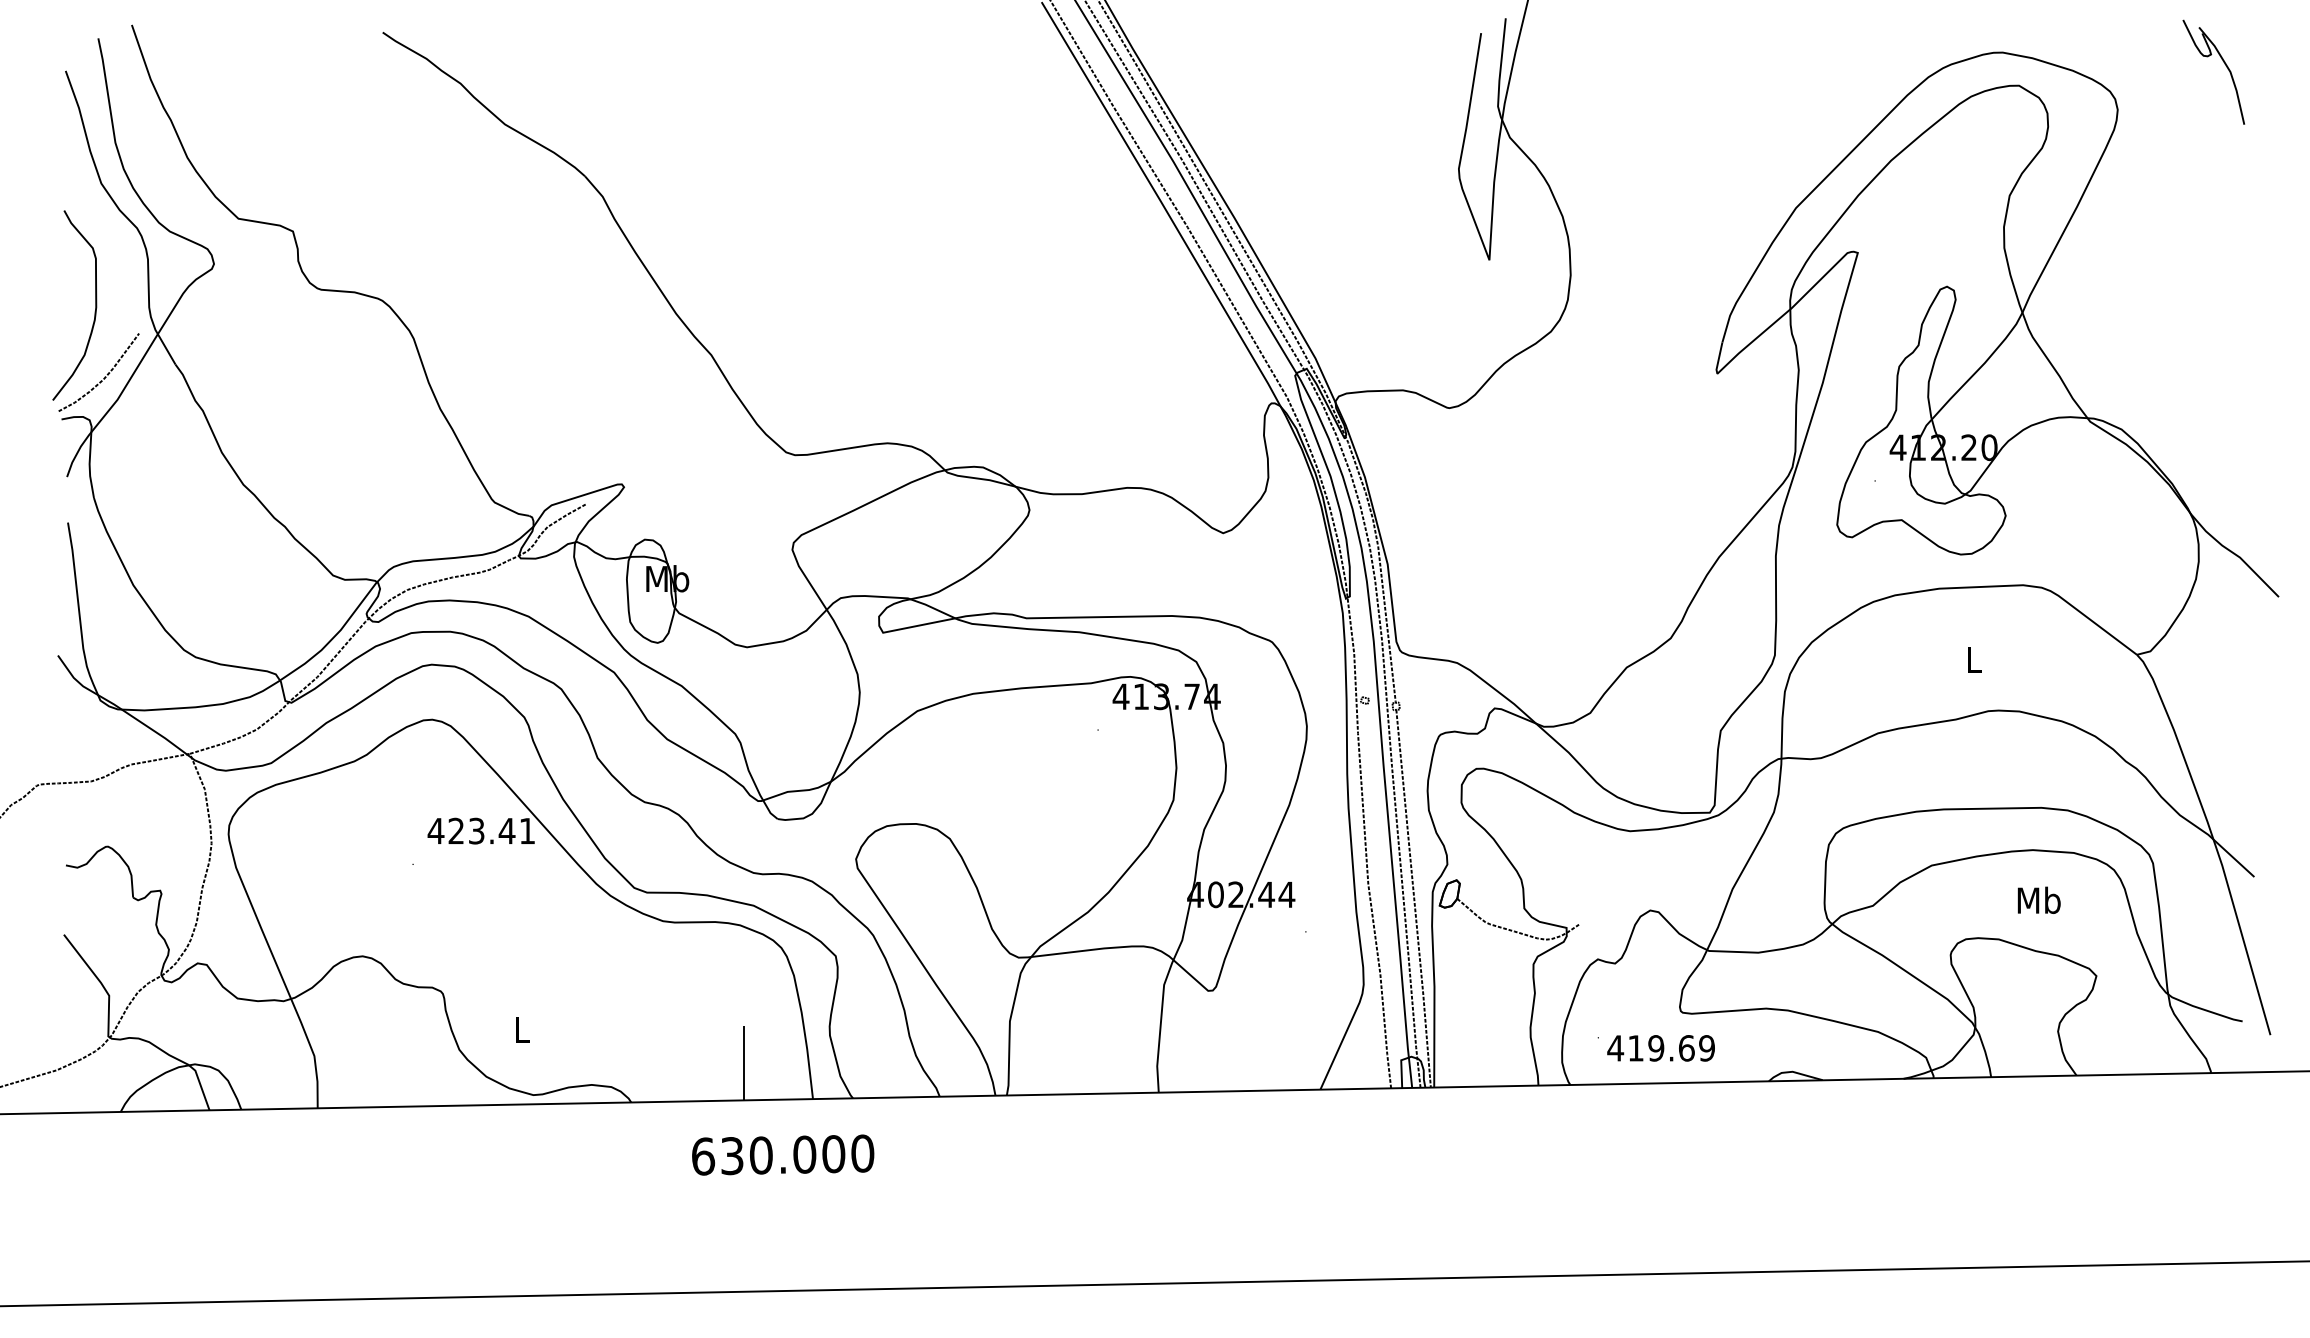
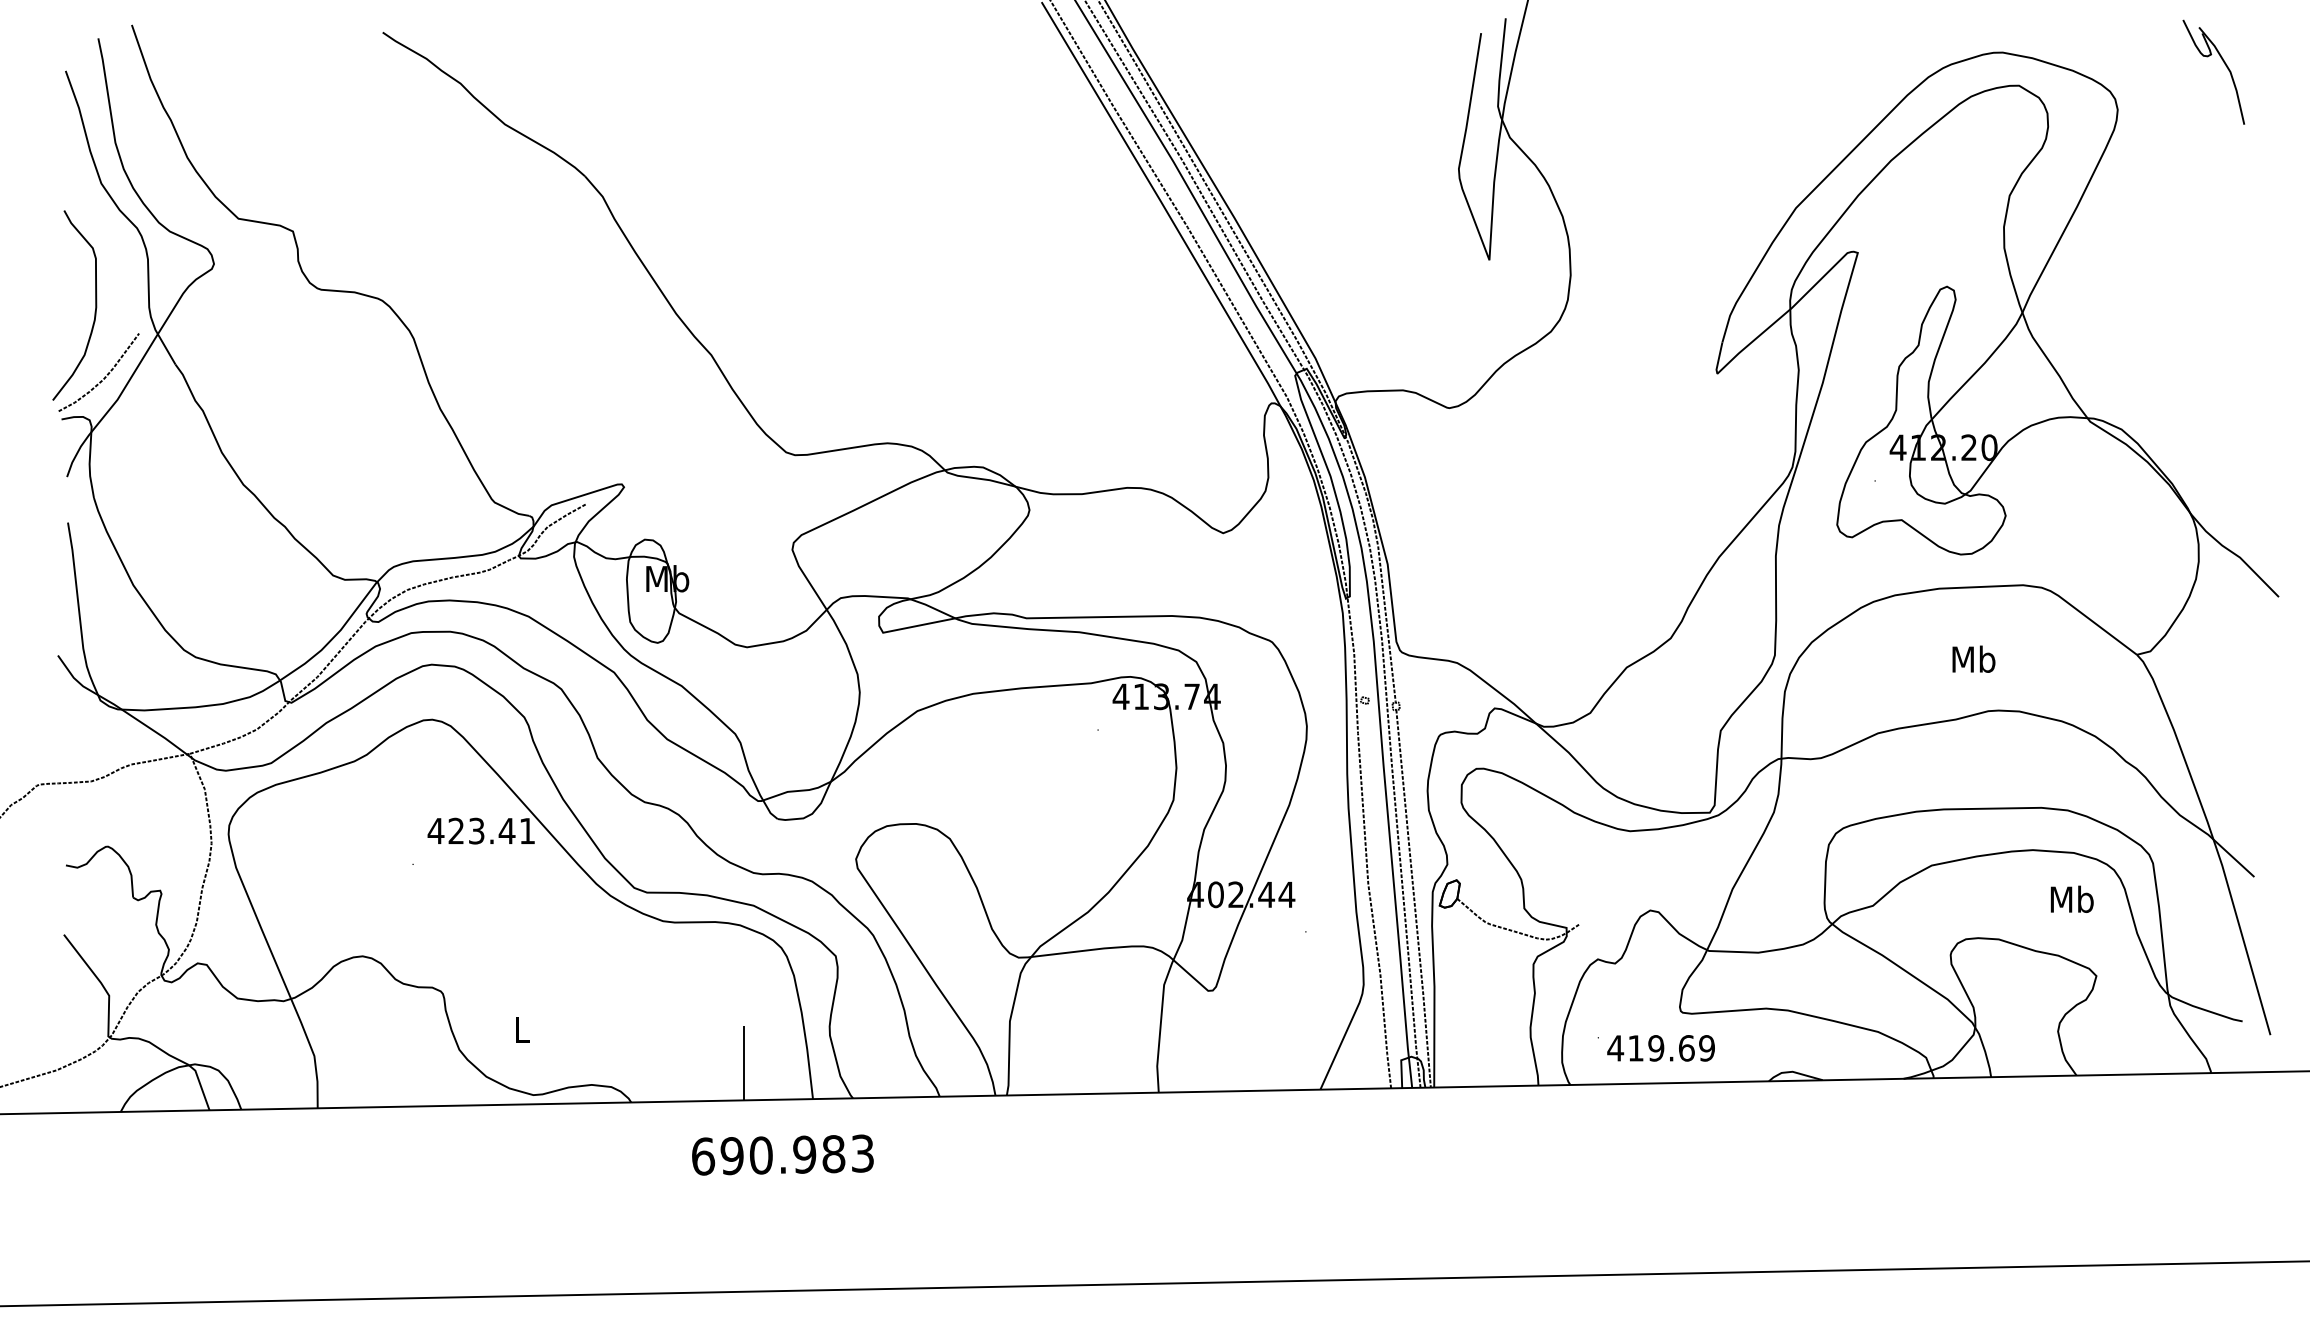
text: L -> Mb (1973, 658)
text position: (2038, 899) -> (2071, 898) (2071, 898)
text: 630.000 -> 690.983 (797, 1154)
